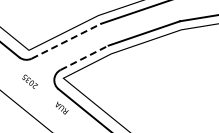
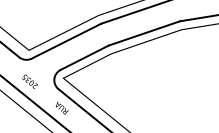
line: dashed -> solid (66, 41)
line: dashed -> solid (84, 57)
line: none -> present (34, 103)
